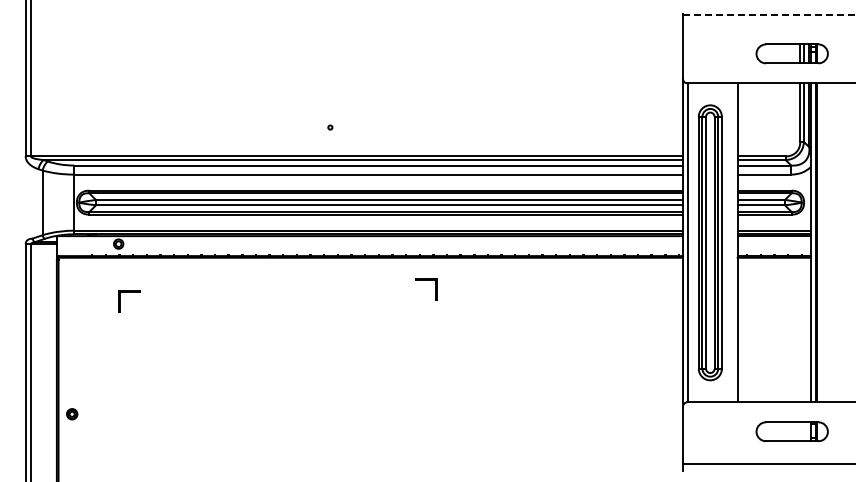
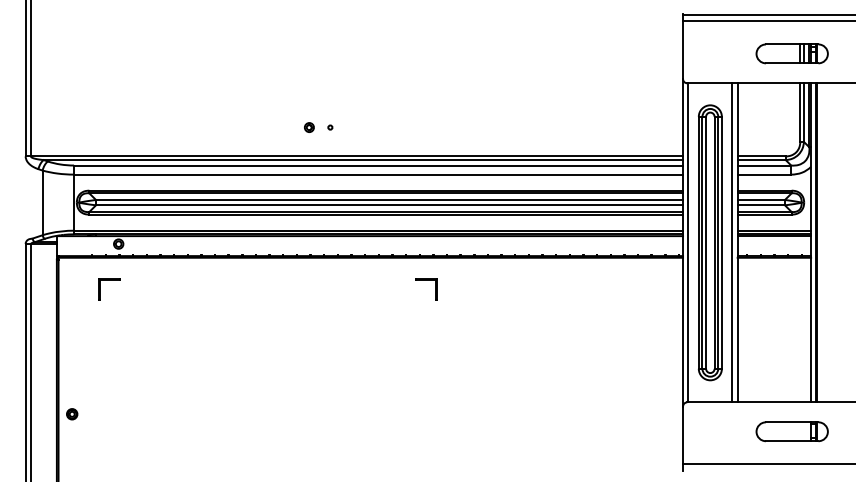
line: dashed -> solid (769, 15)
line: none -> present (767, 21)
part: none -> present (309, 127)
line: none -> present (732, 242)
part position: (129, 292) -> (109, 280) (109, 280)
